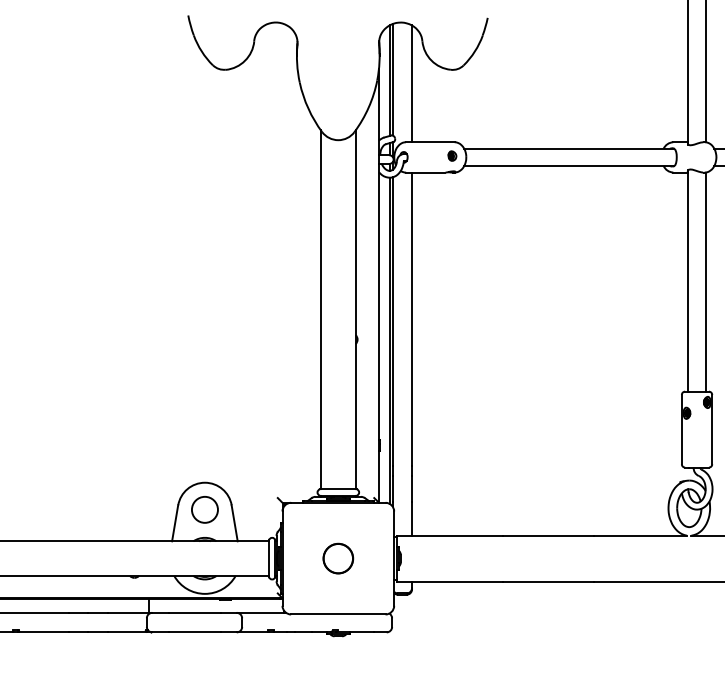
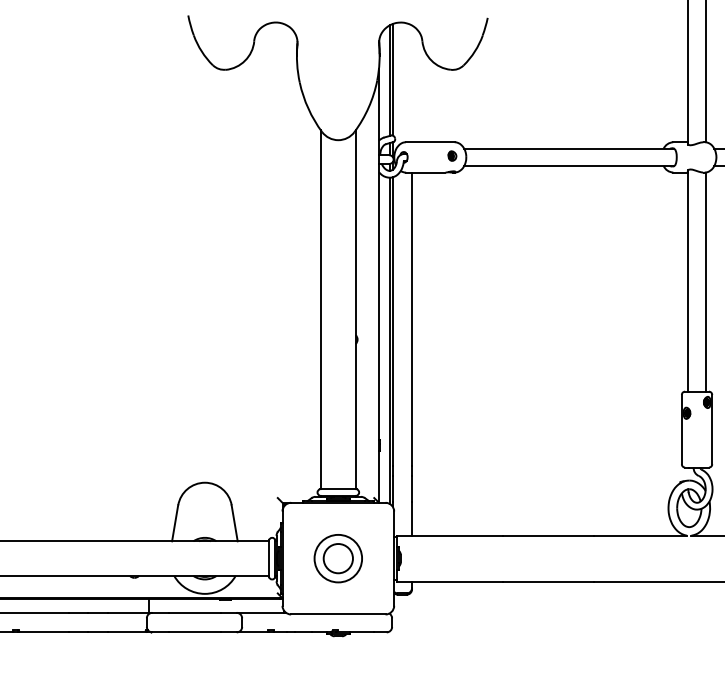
line: present -> none (412, 83)
circle: present -> none (204, 509)
circle diameter: 30 px -> 48 px (338, 558)
